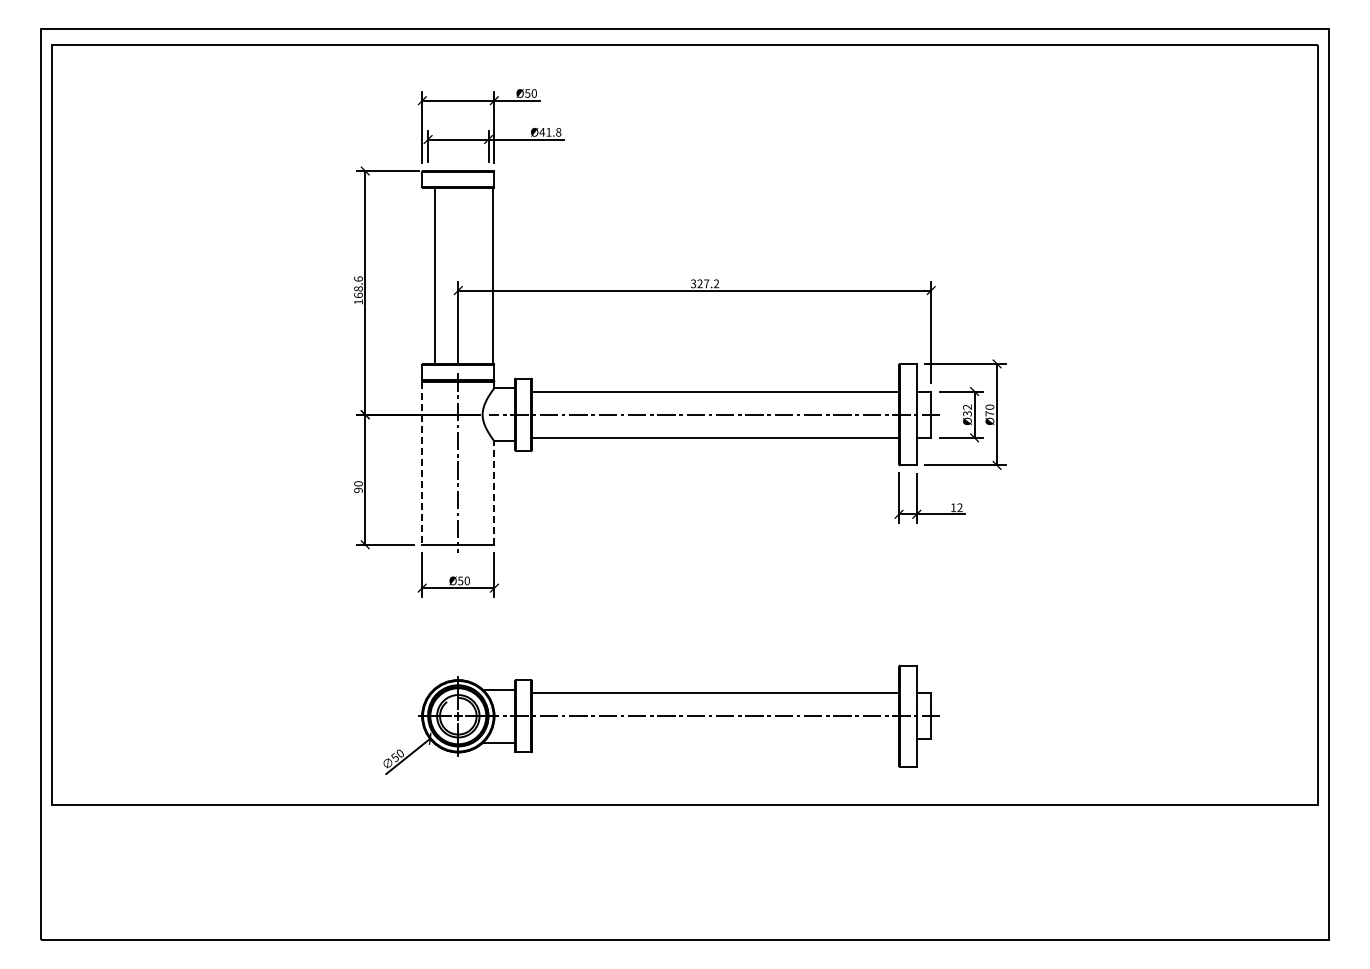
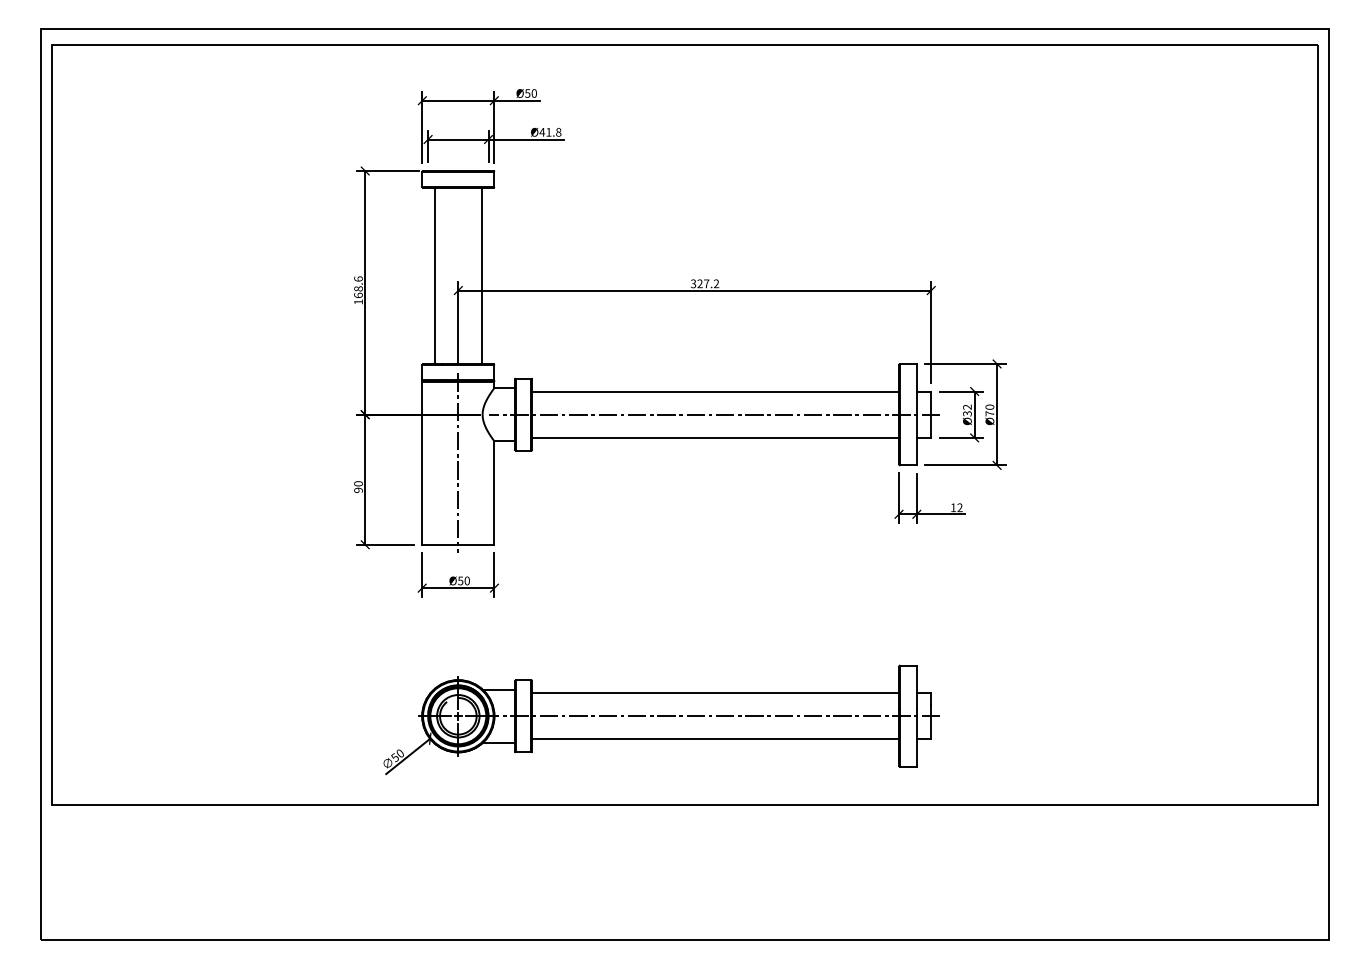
line position: (492, 275) -> (481, 275) (481, 275)
line: dashed -> solid (422, 463)
line: dashed -> solid (494, 493)
line: none -> present (715, 739)
